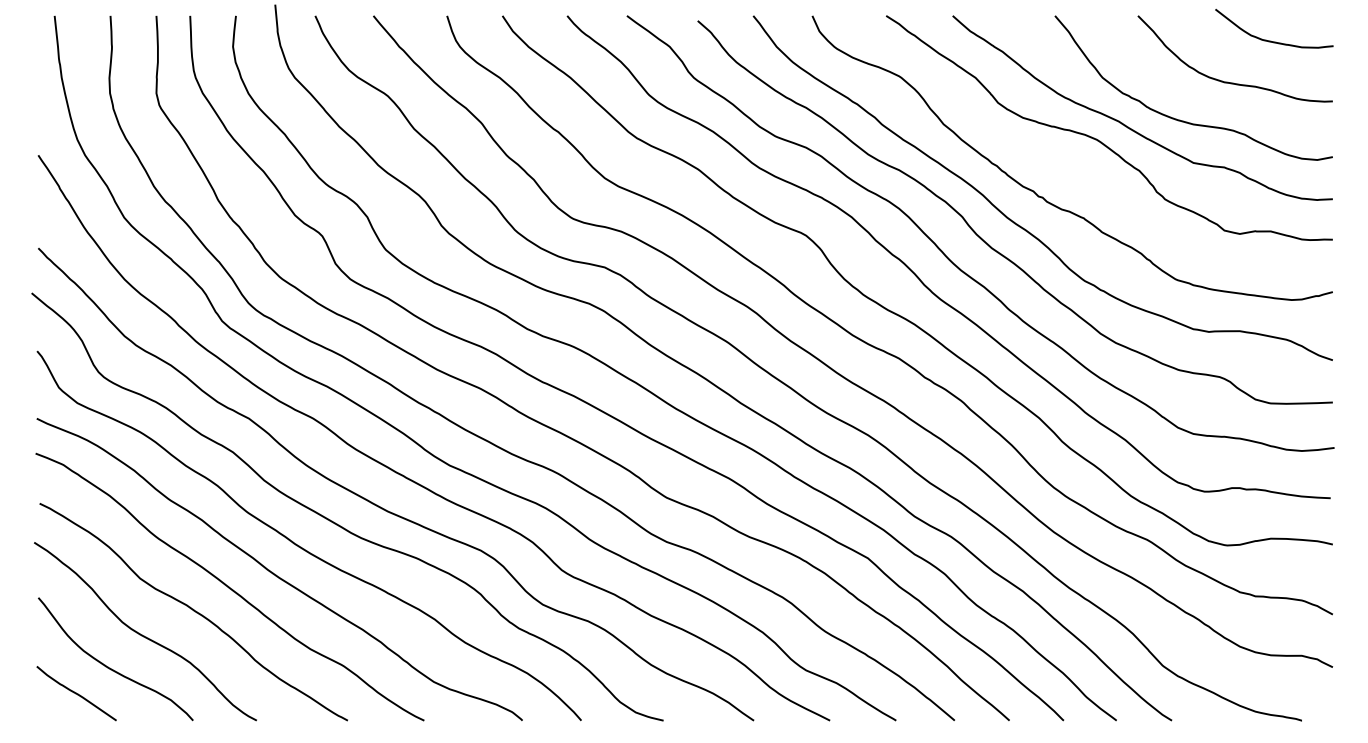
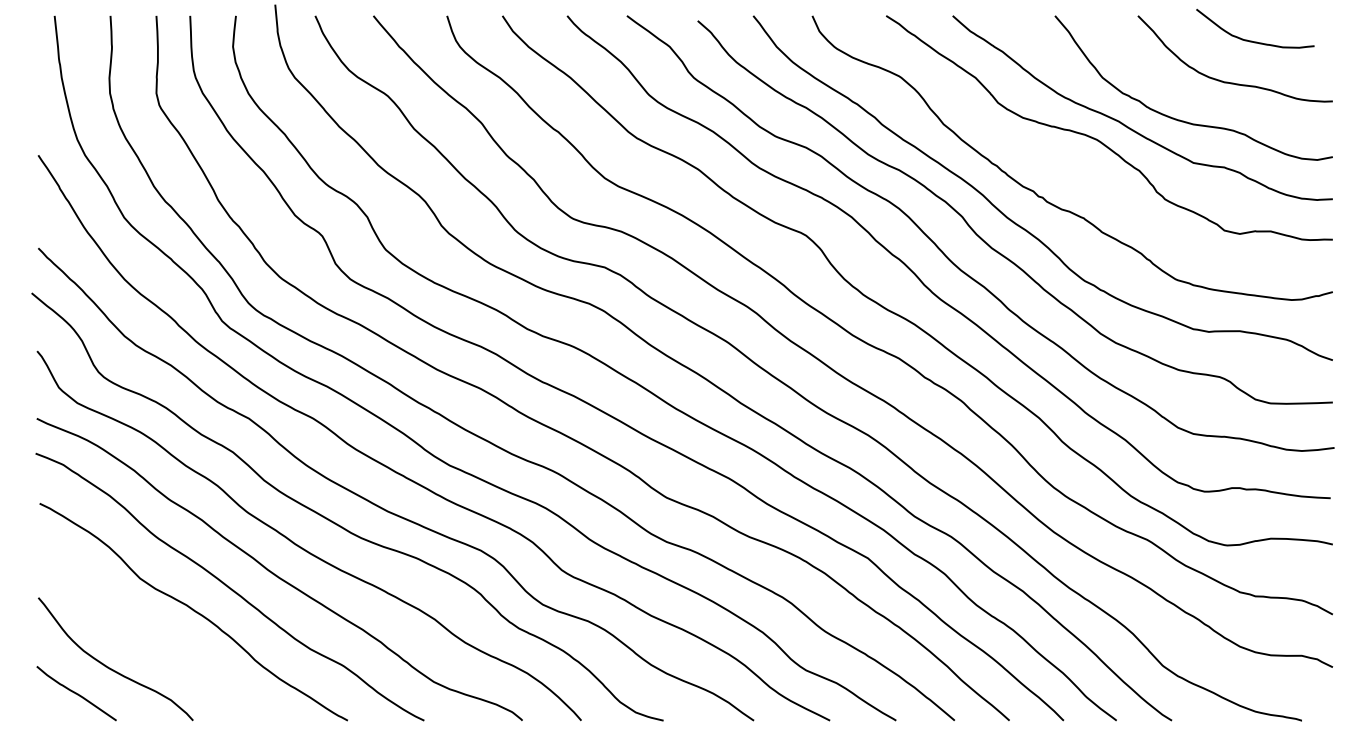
curve position: (1271, 40) -> (1252, 40) (1252, 40)
curve: present -> none (144, 635)
